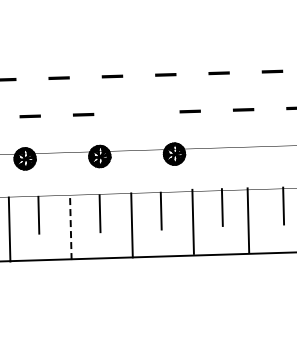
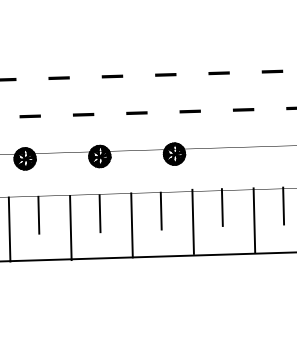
line: none -> present (136, 112)
line position: (248, 220) -> (254, 220) (254, 220)
line: dashed -> solid (70, 227)
